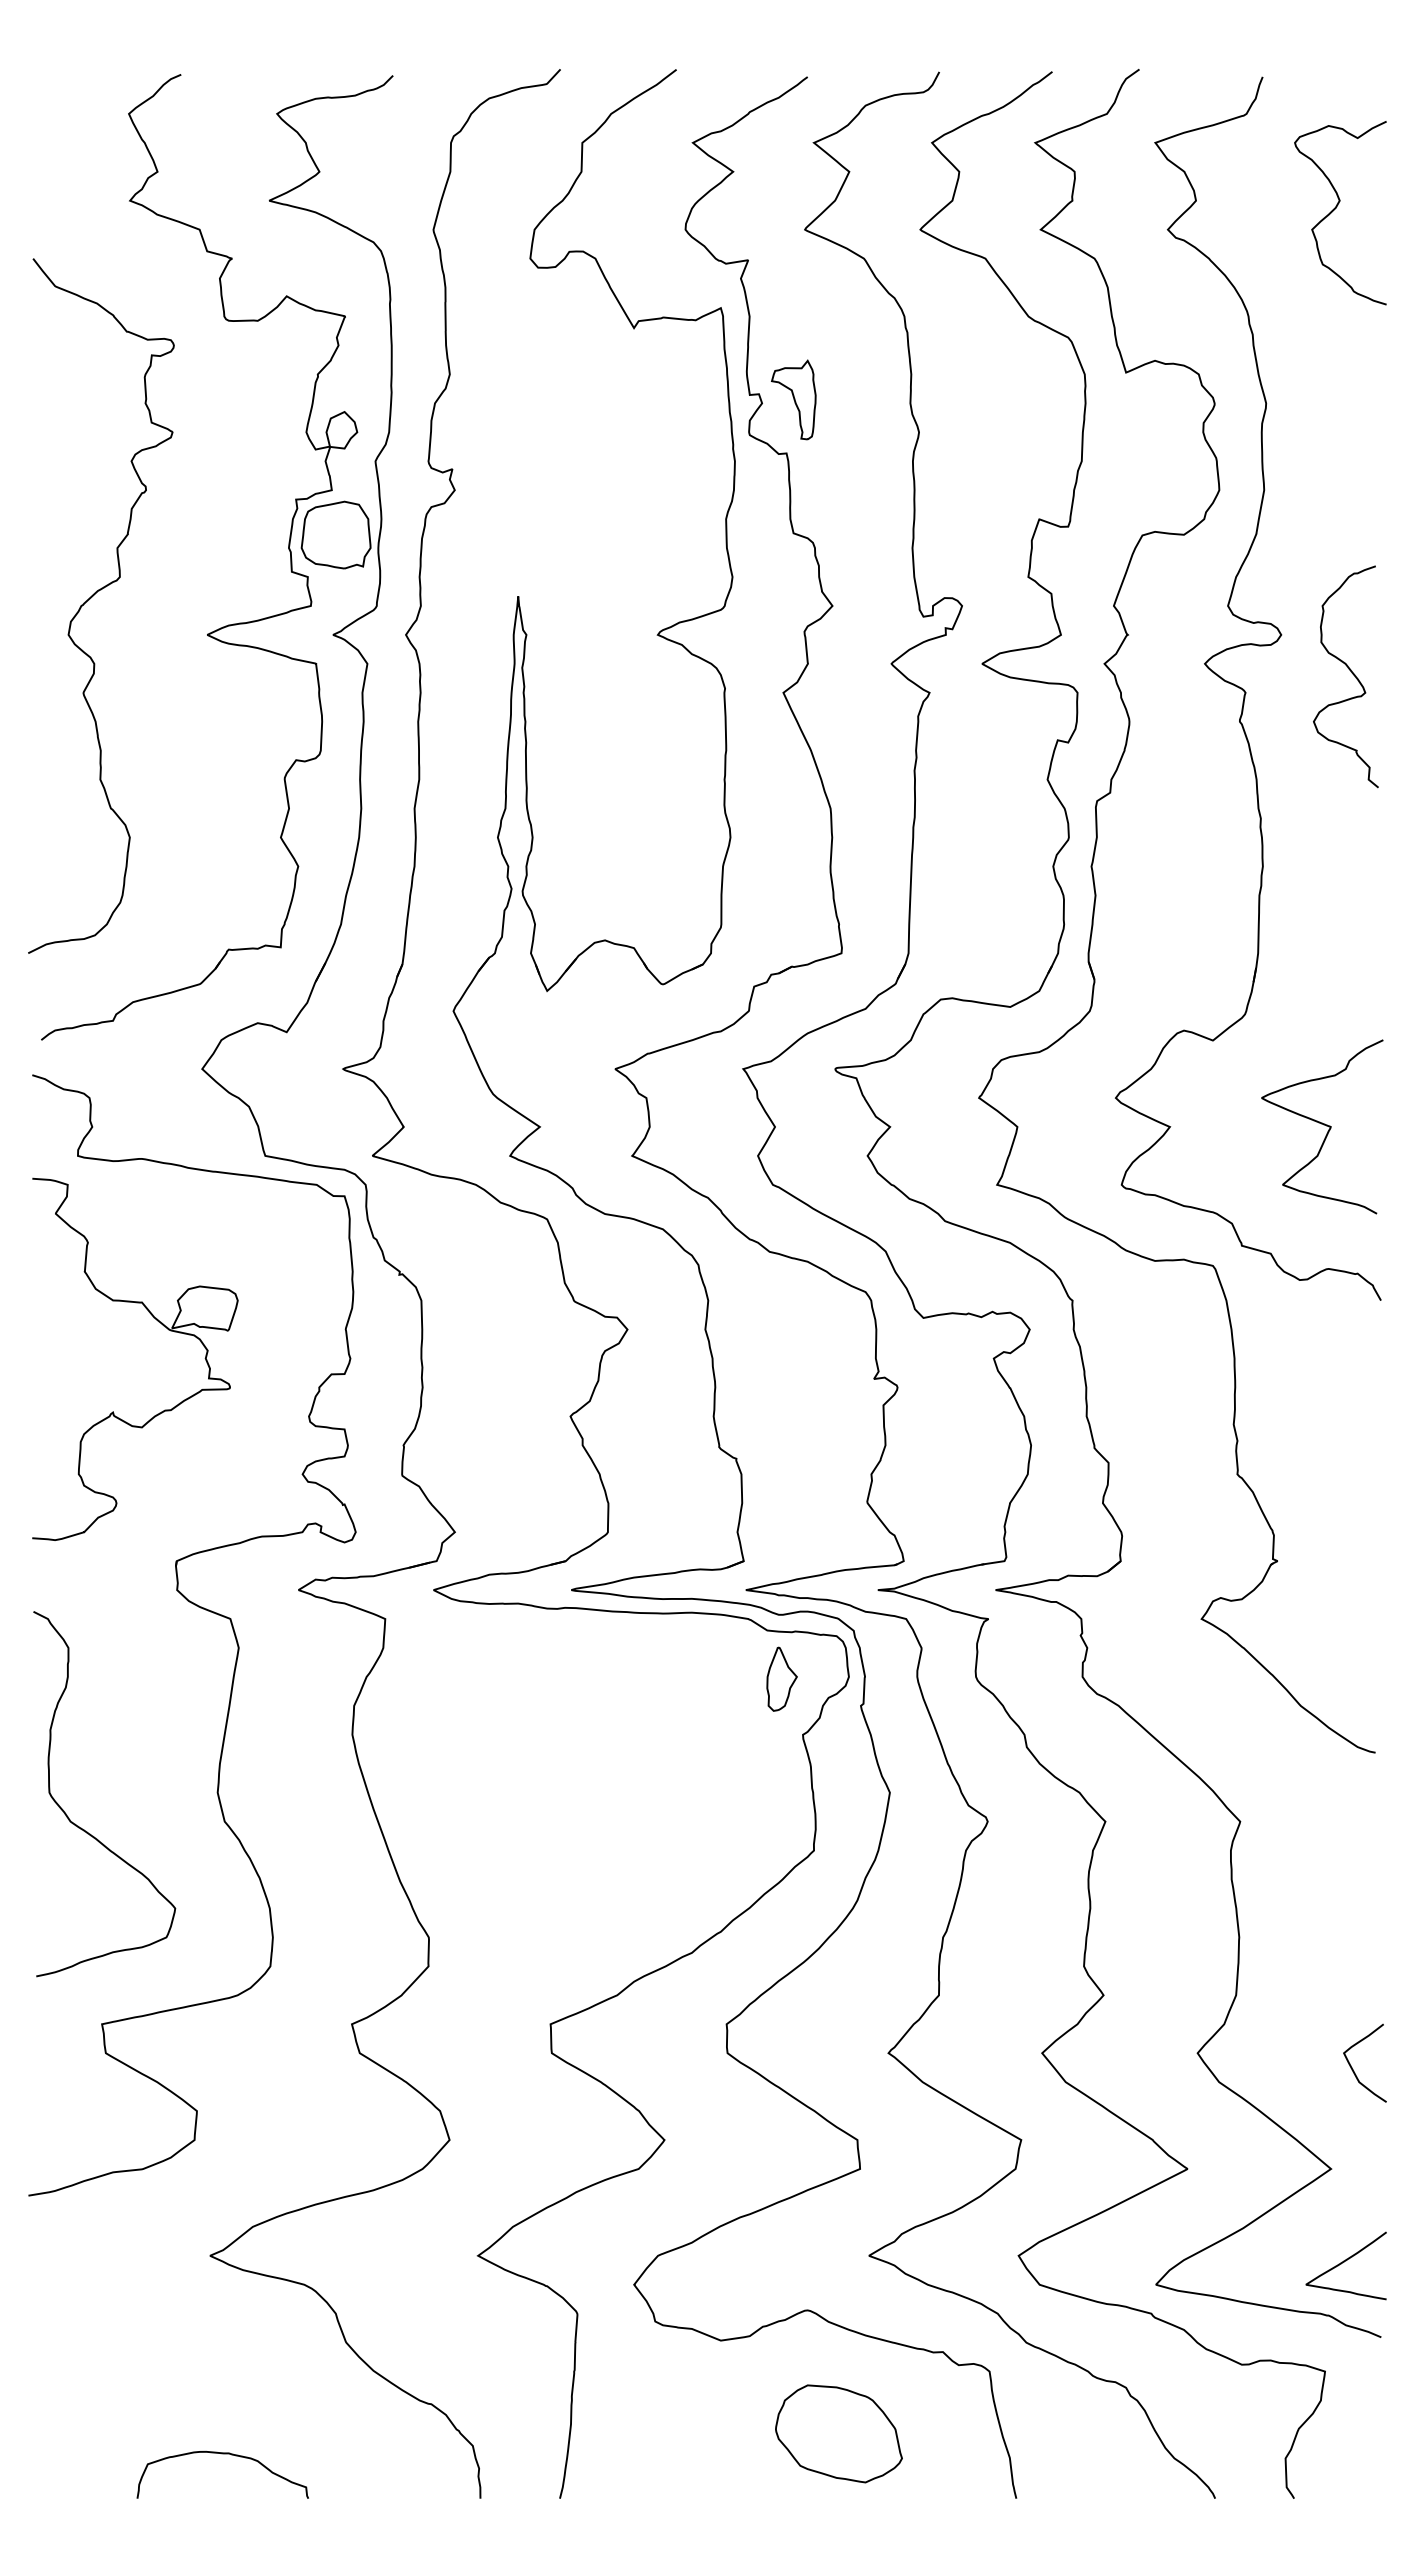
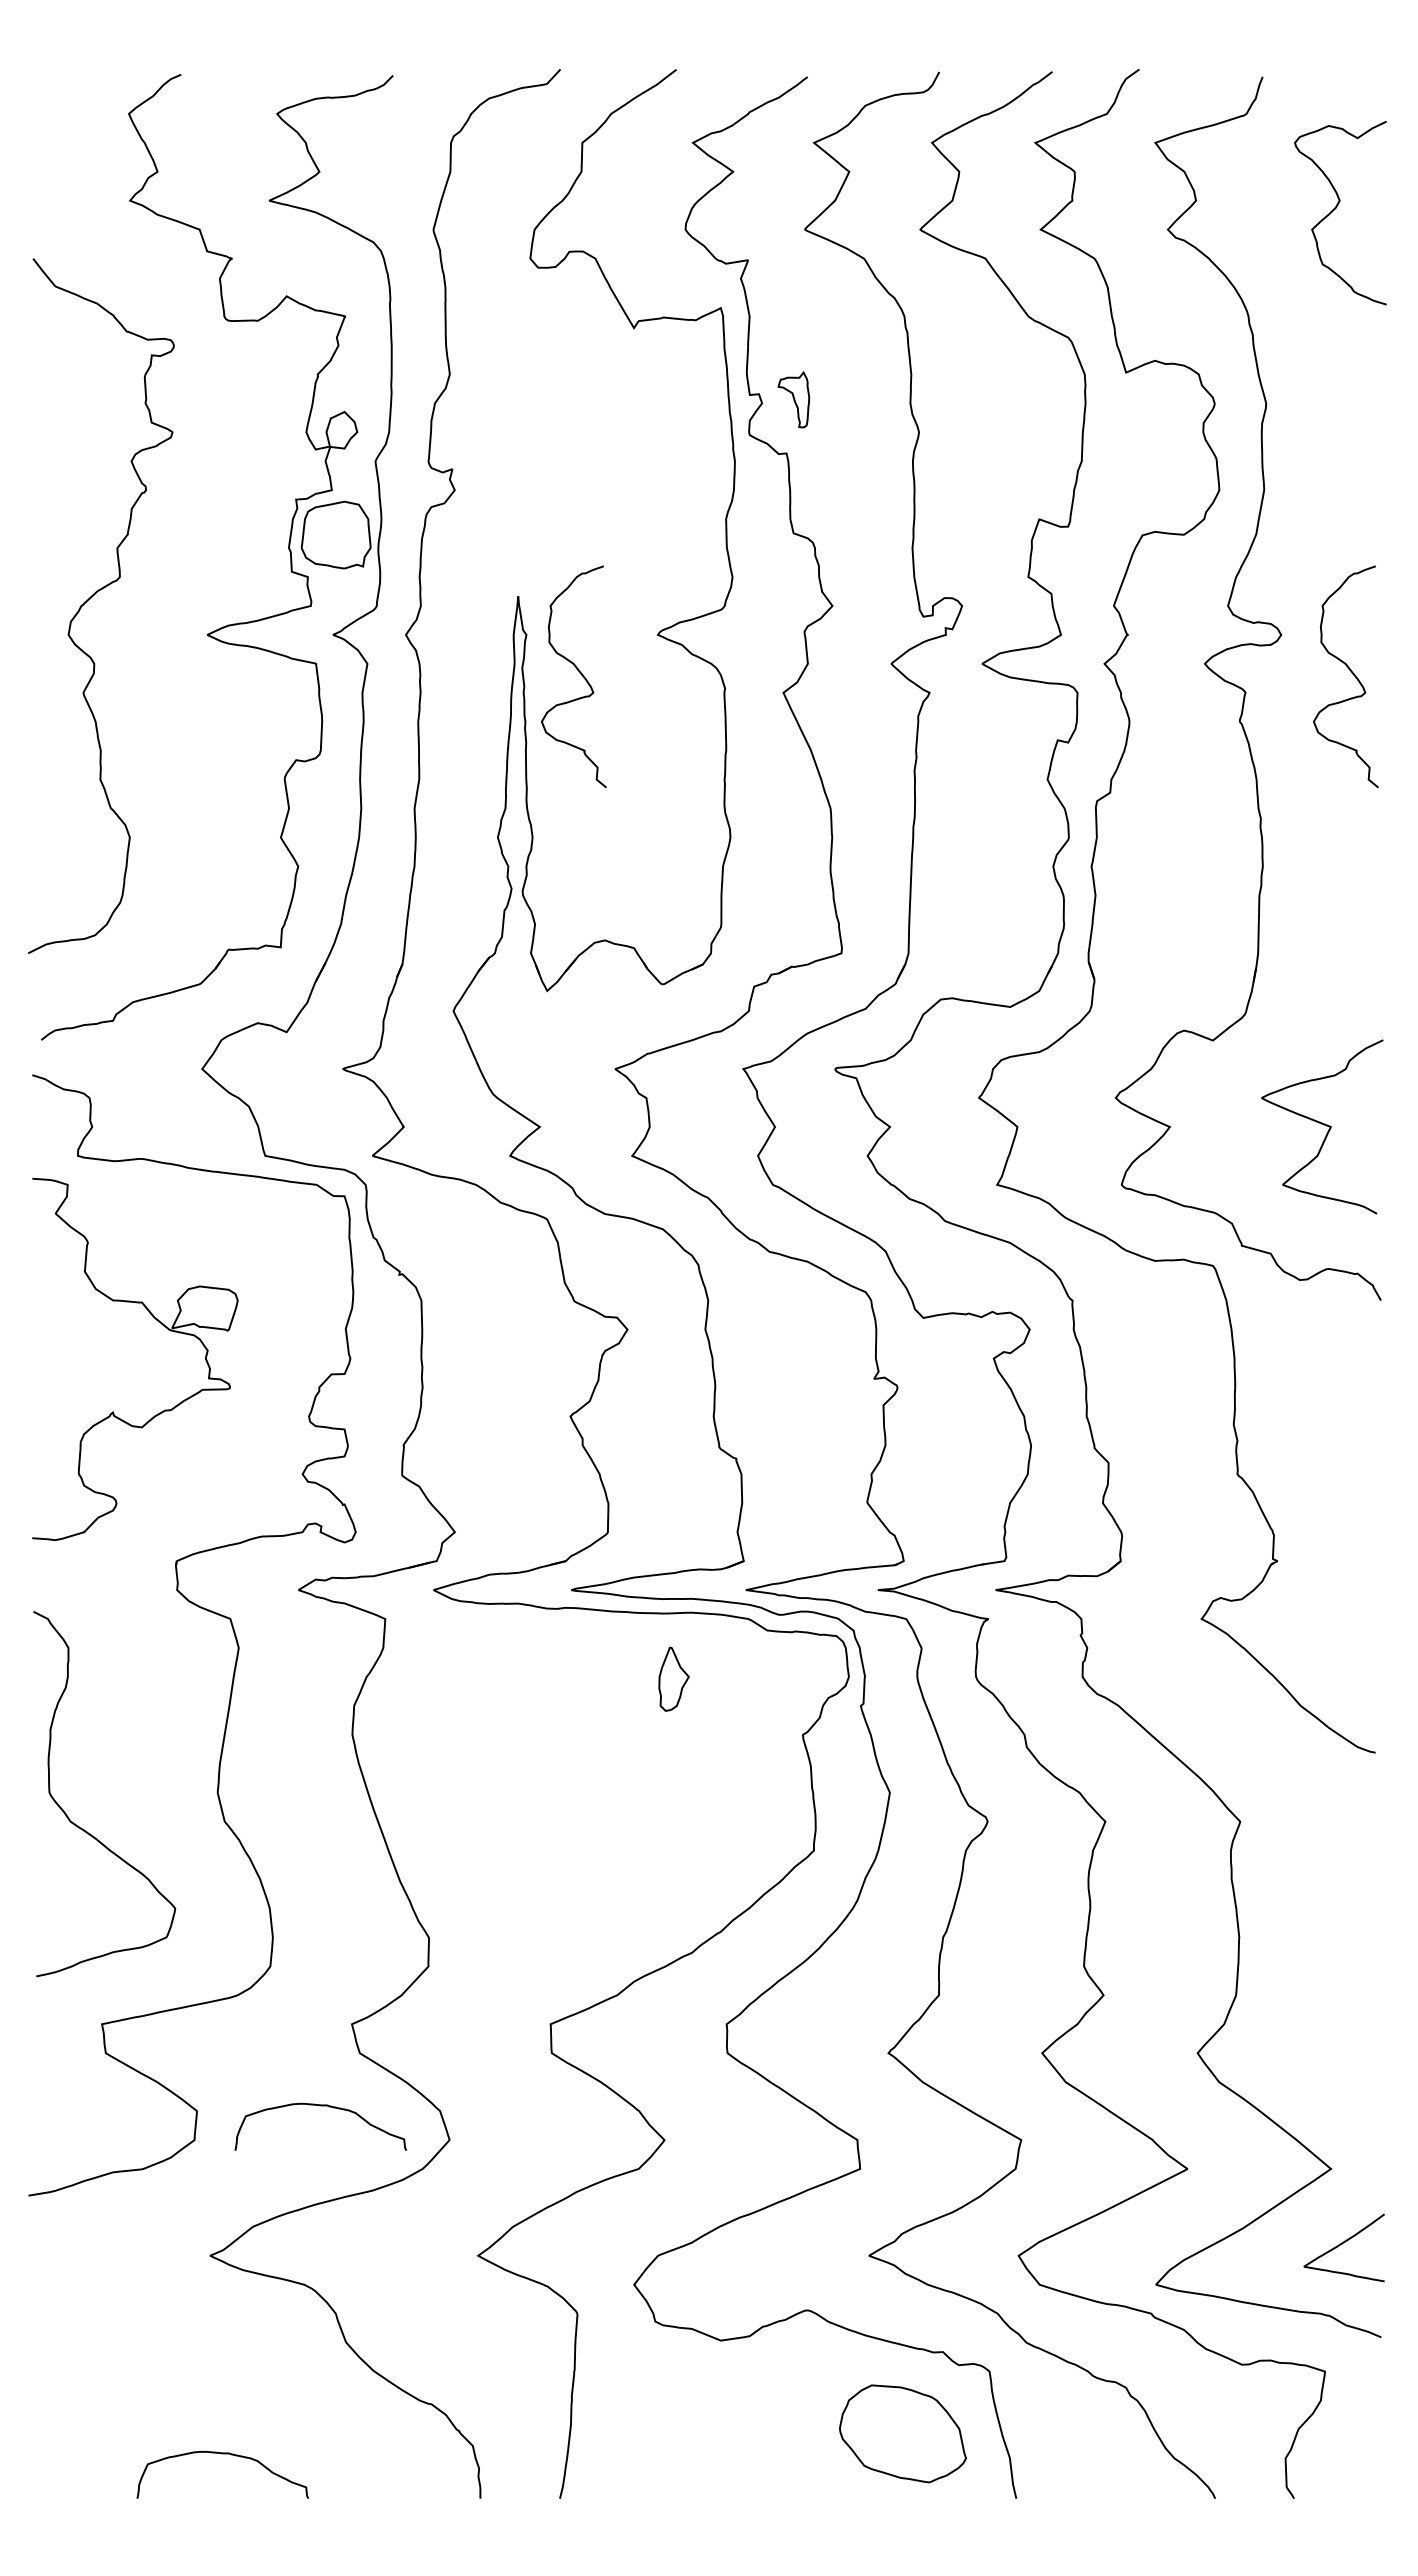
part size: 46x82 px -> 34x58 px (793, 399)
curve: none -> present (579, 673)
part position: (781, 1678) -> (673, 1678) (673, 1678)
curve: present -> none (1352, 2067)
curve: none -> present (320, 2106)
curve position: (1344, 2262) -> (1342, 2244) (1342, 2244)
part position: (838, 2433) -> (902, 2433) (902, 2433)
